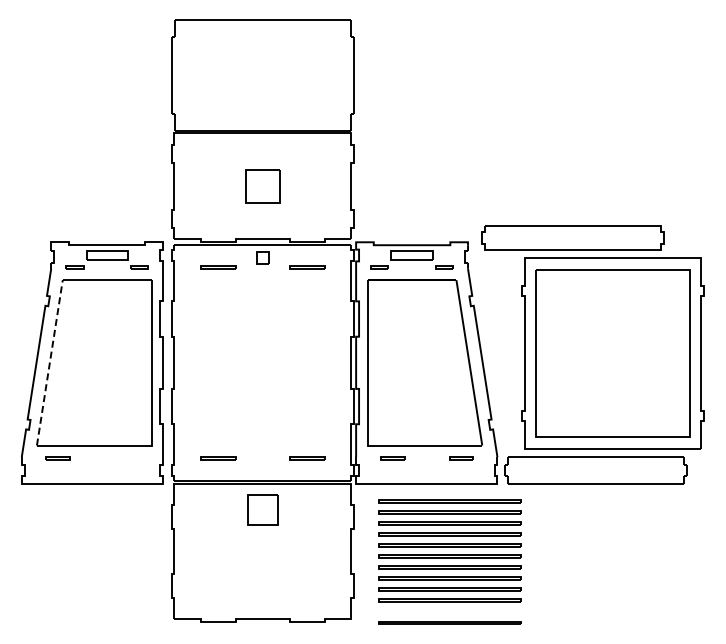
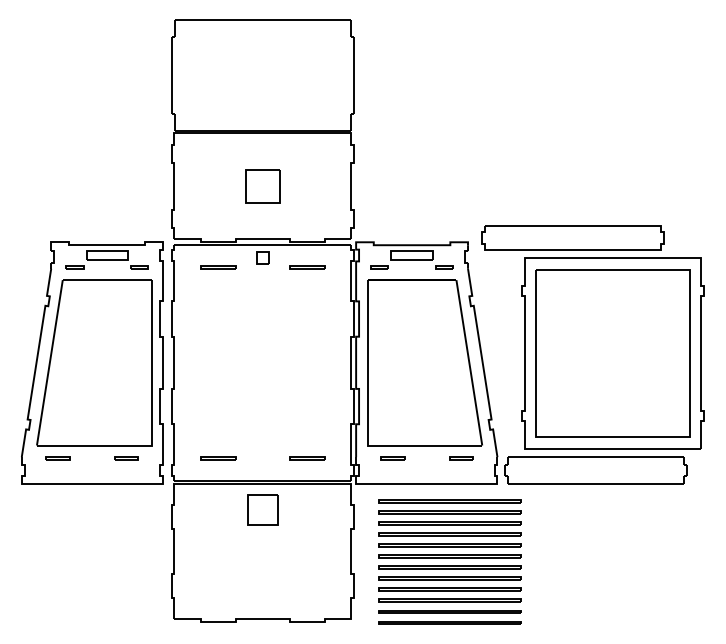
line: dashed -> solid (49, 362)
line: none -> present (126, 457)
line: none -> present (449, 611)
